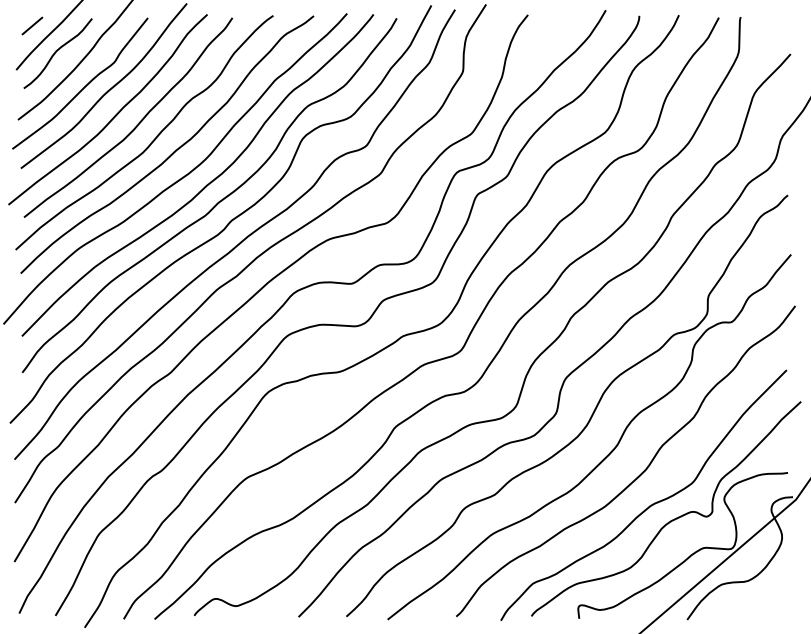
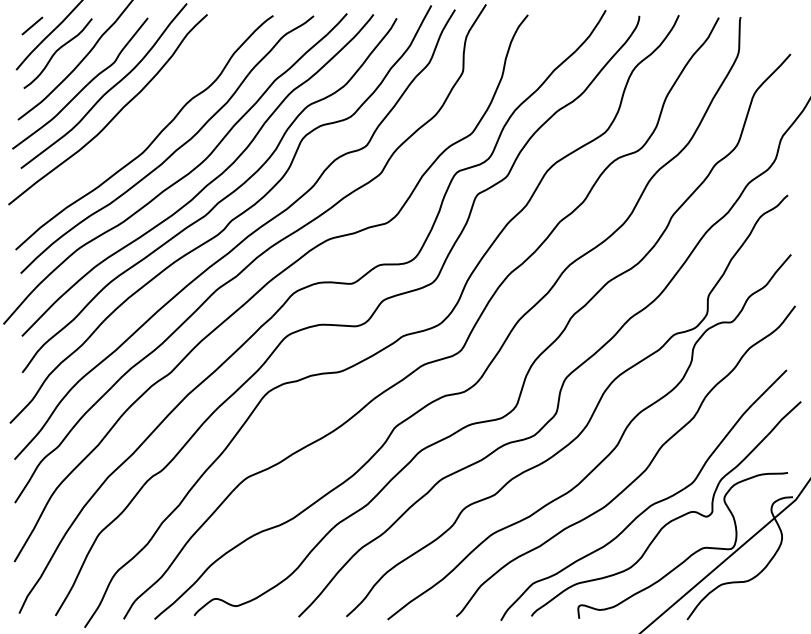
curve: present -> none (138, 122)
